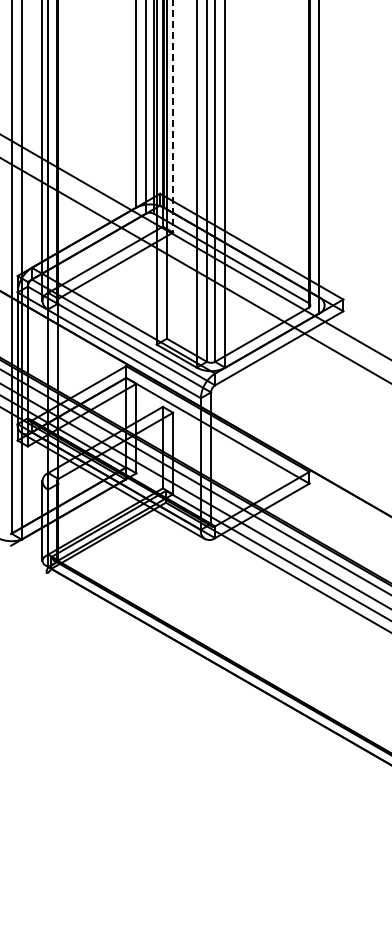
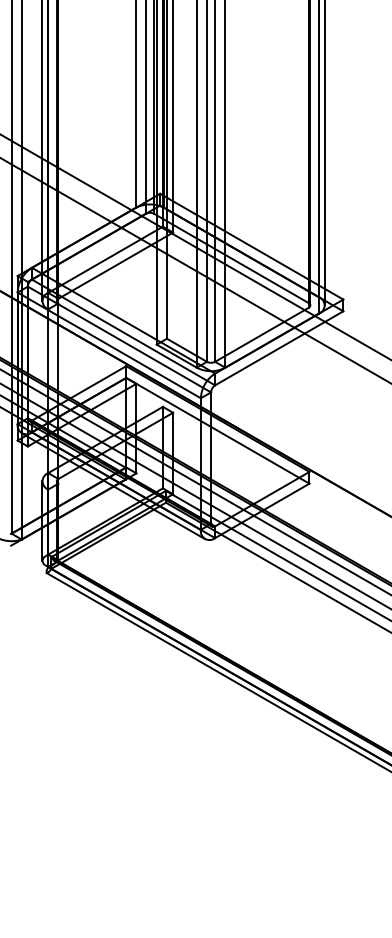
line: dashed -> solid (173, 116)
line: none -> present (324, 153)
line: none -> present (217, 671)
